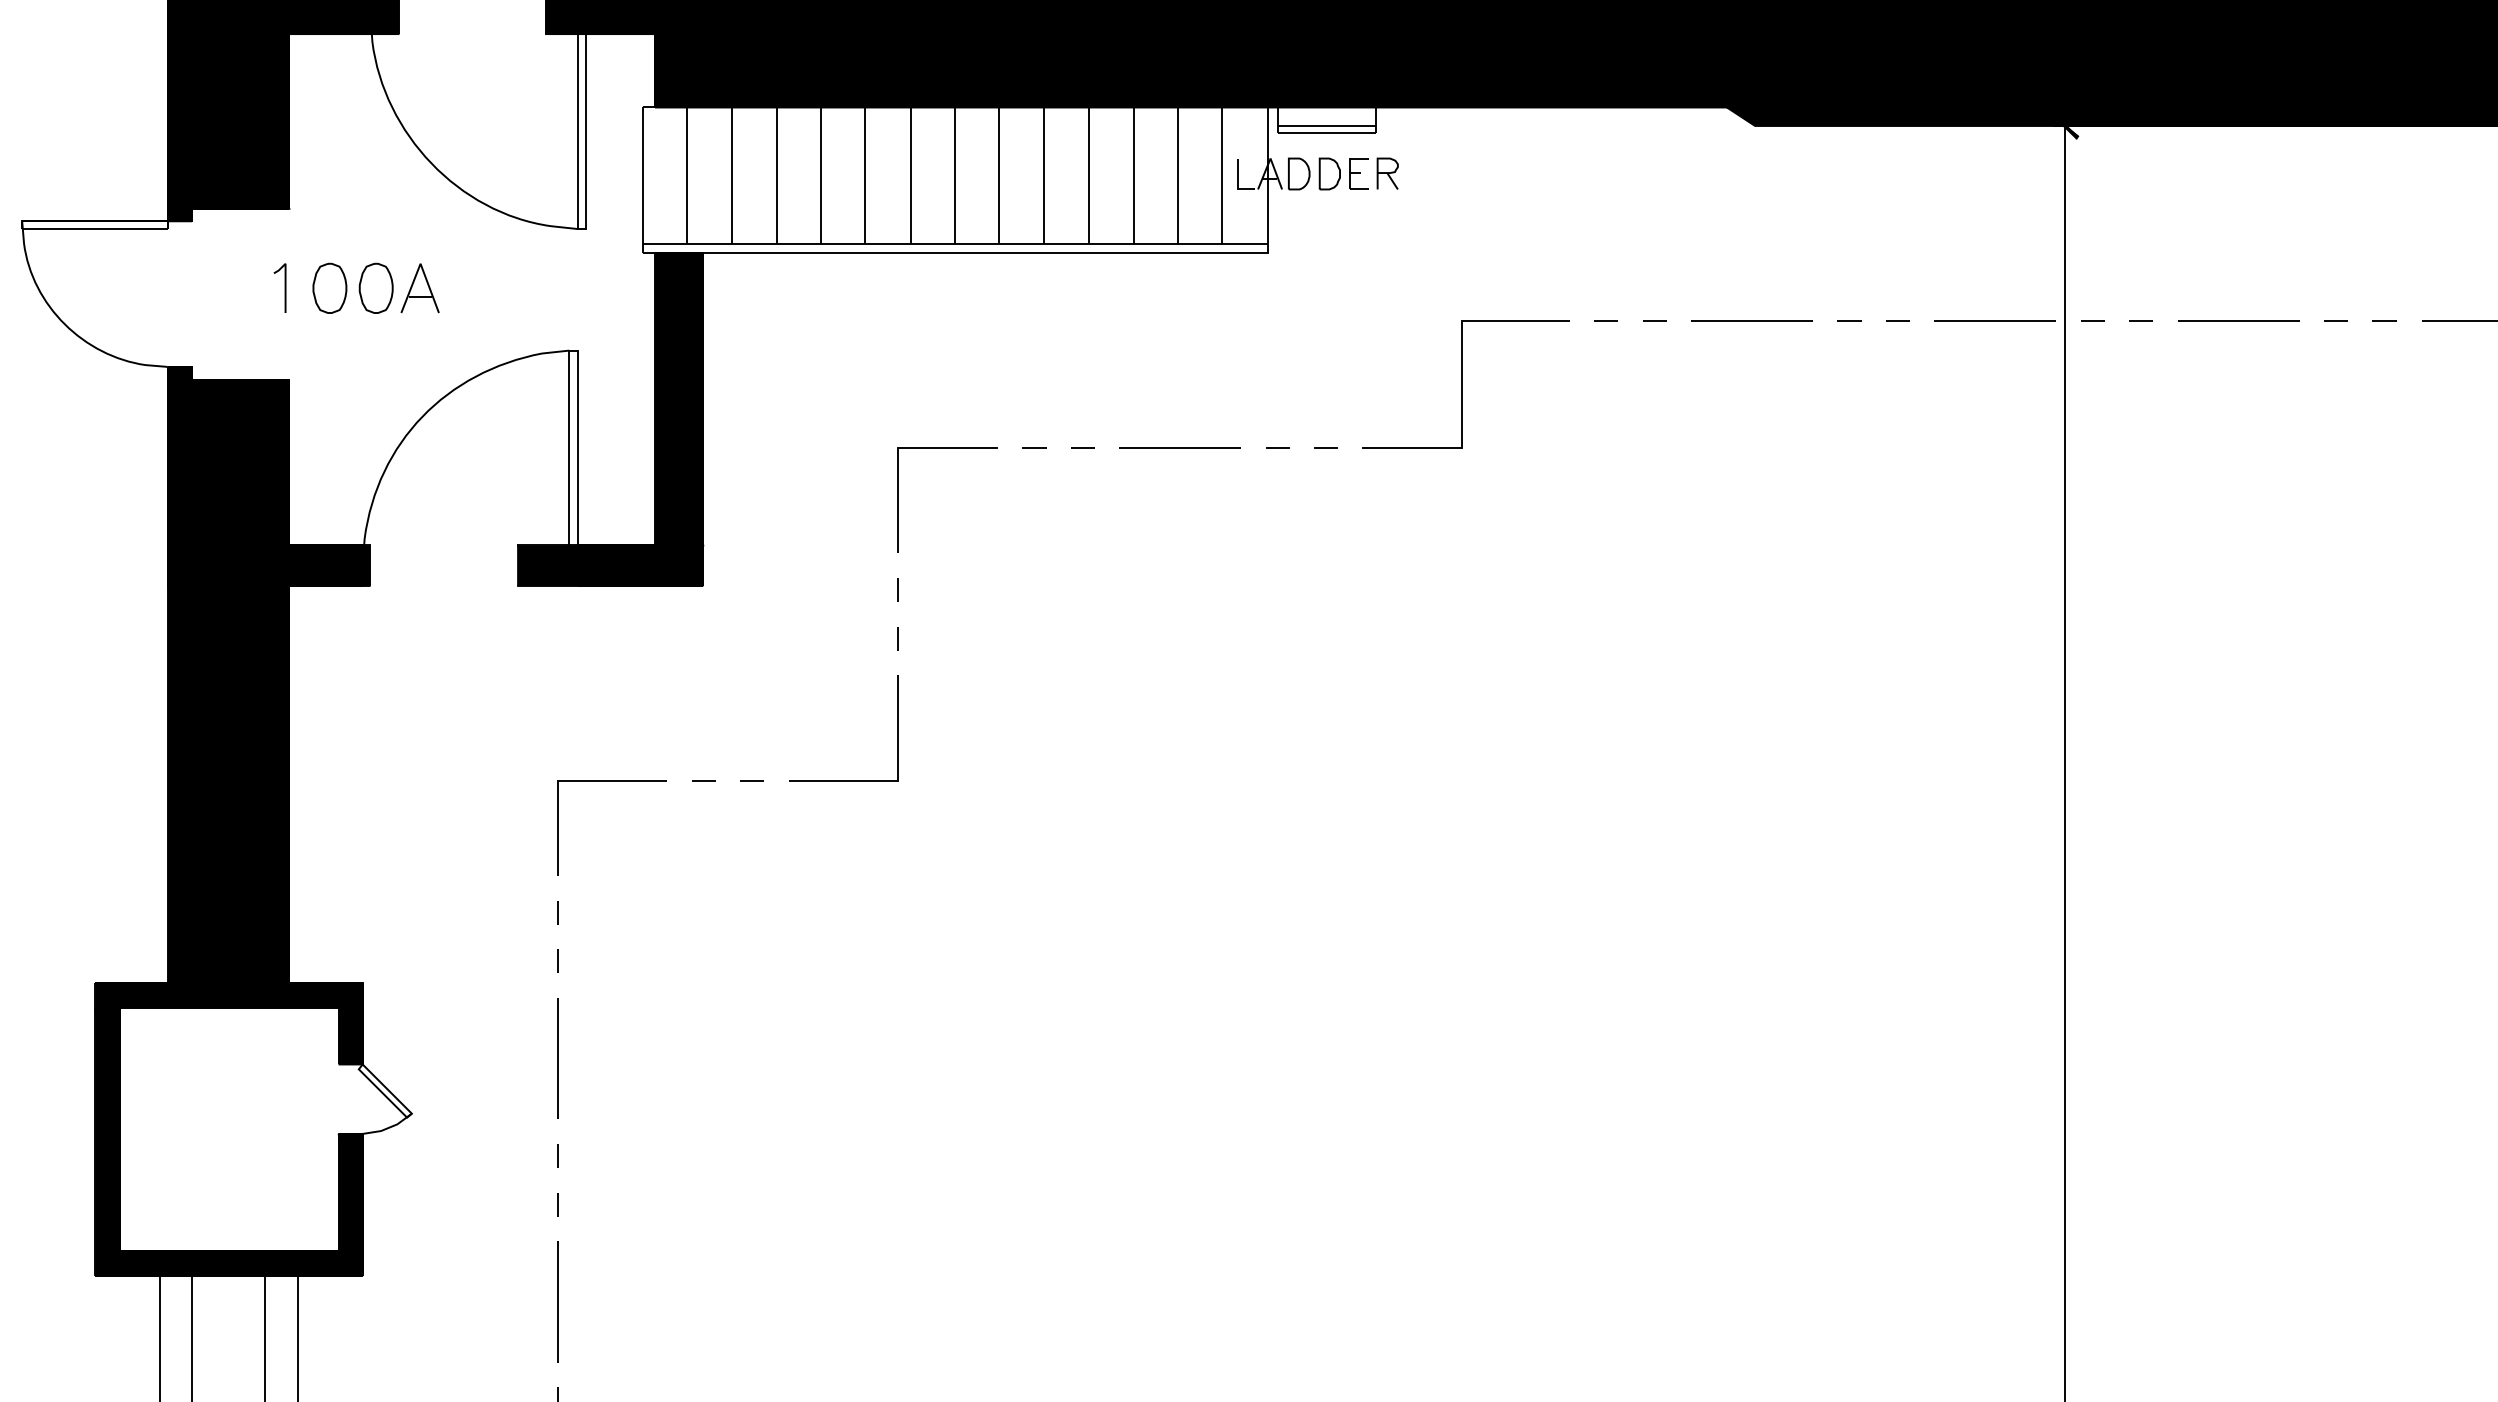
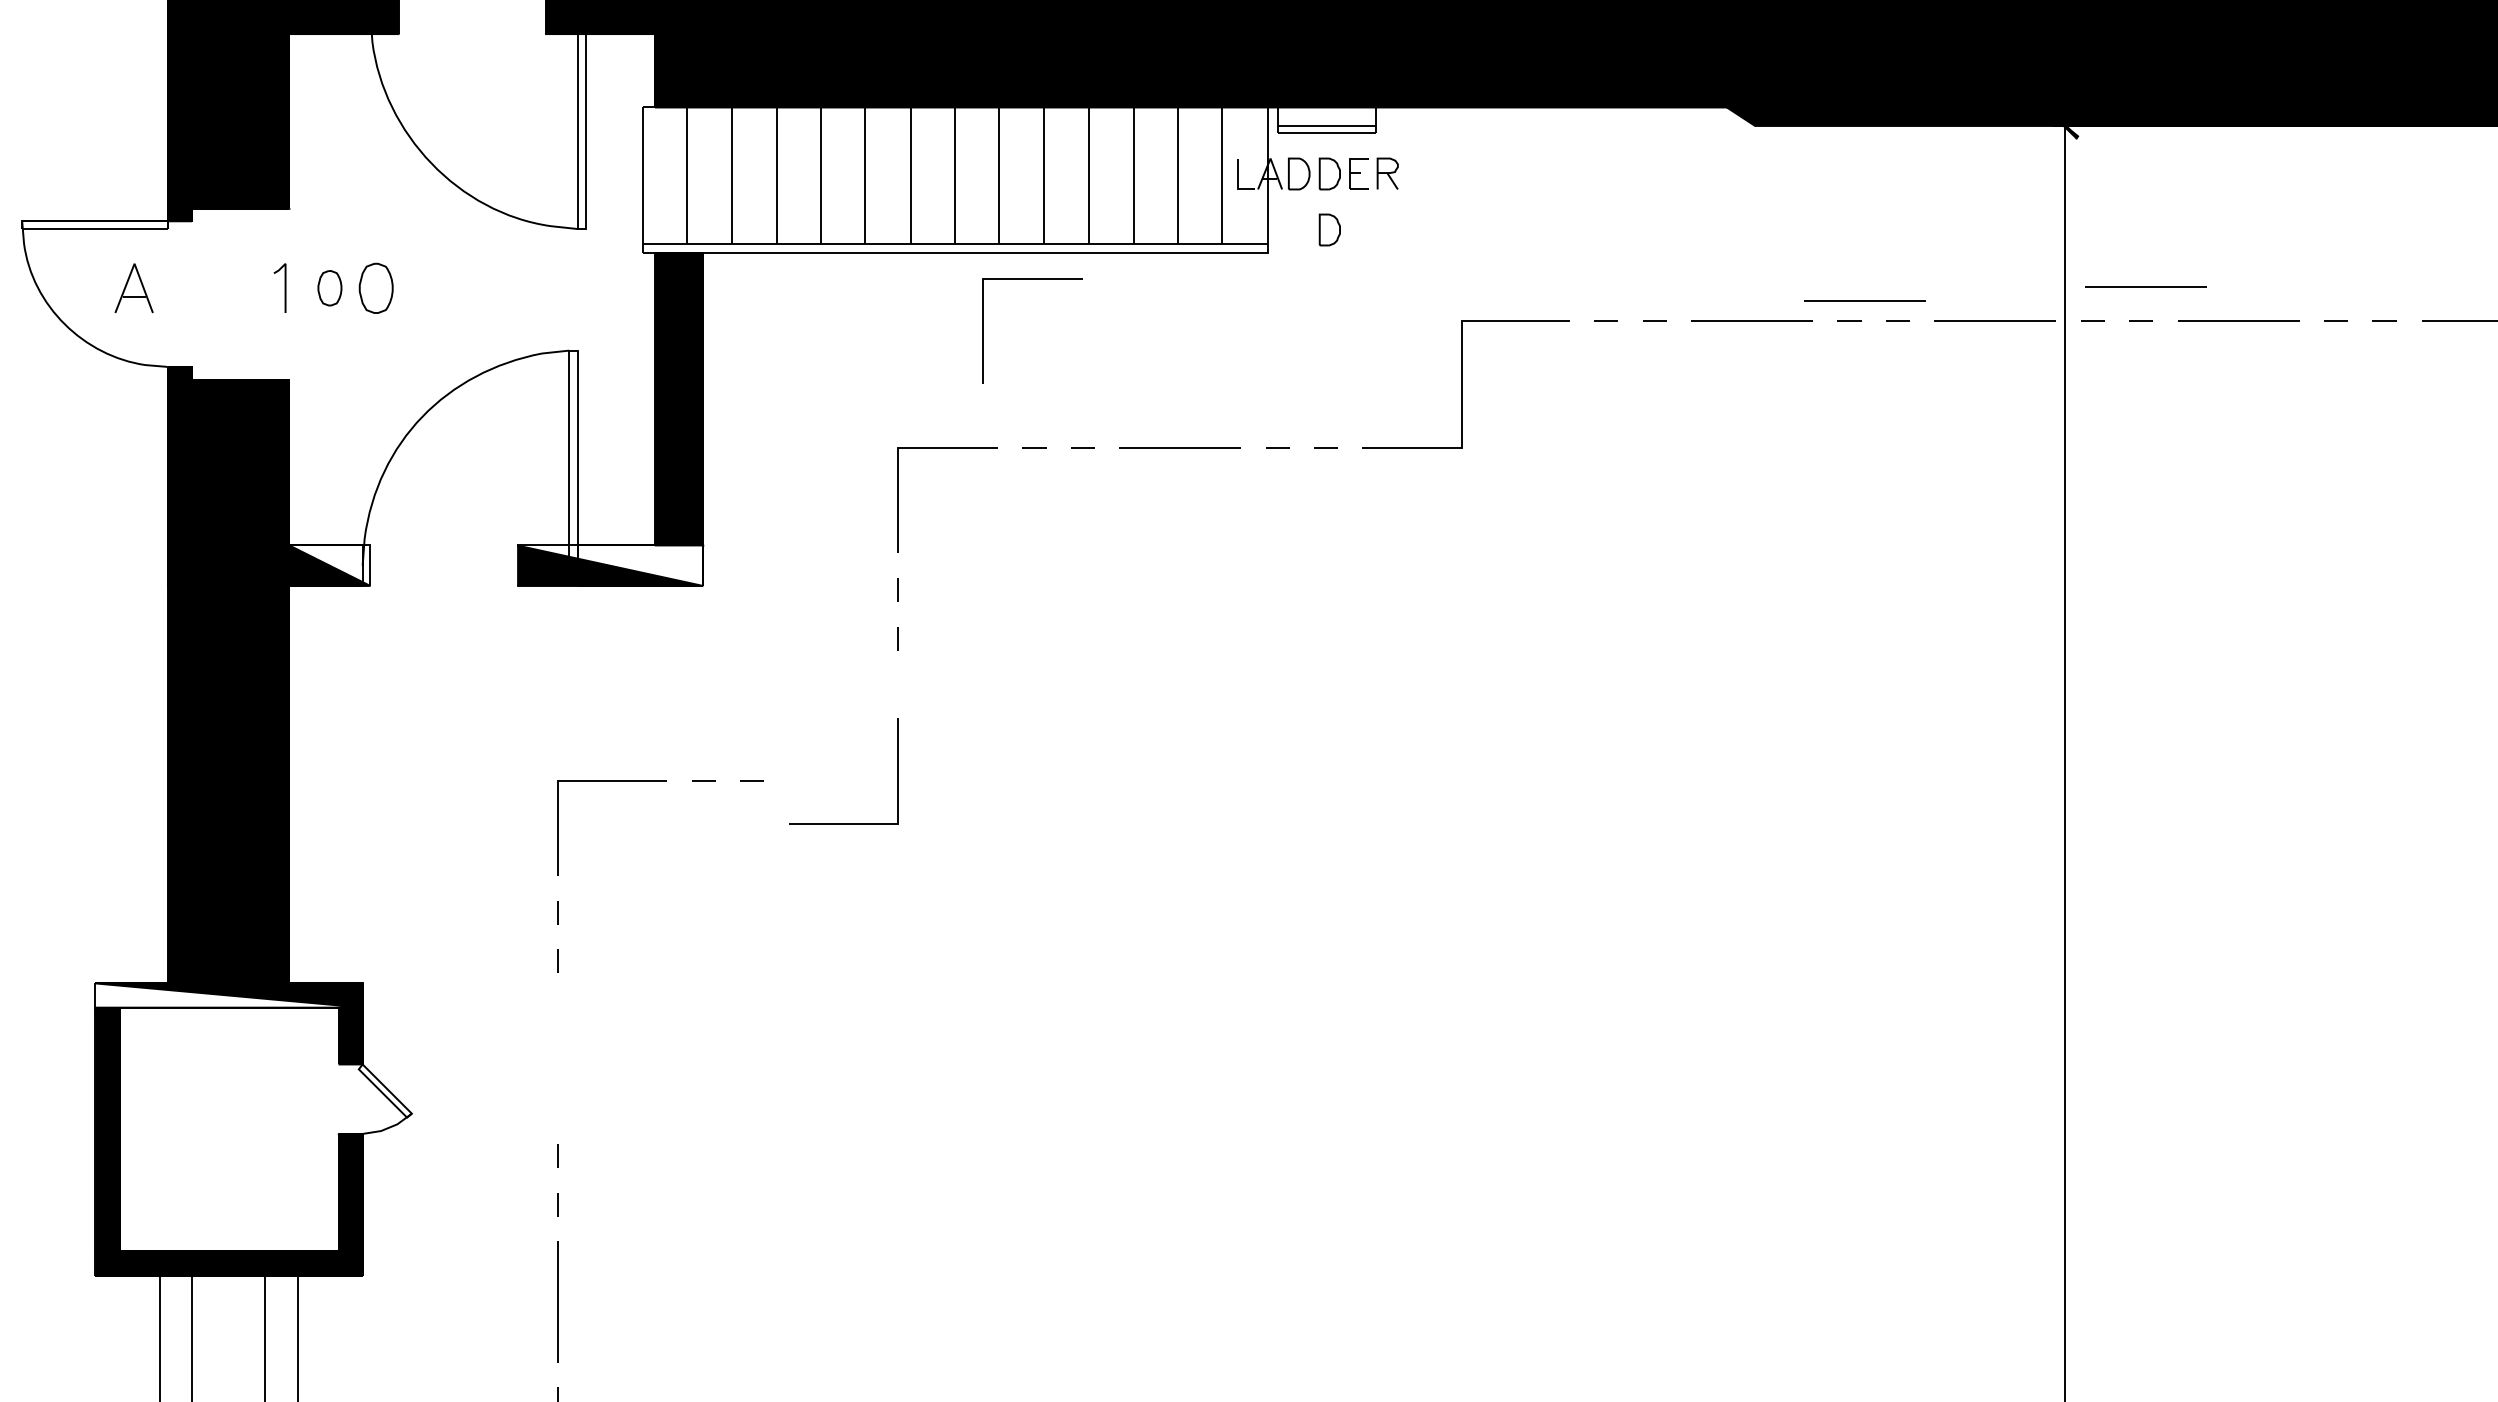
part: none -> present (1329, 229)
line: none -> present (2145, 286)
part size: 36x52 px -> 26x37 px (329, 288)
part position: (419, 288) -> (133, 288) (133, 288)
line: none -> present (1864, 300)
line: none -> present (983, 330)
fill: present -> none (329, 565)
fill: present -> none (610, 565)
line position: (843, 780) -> (843, 823) (843, 823)
fill: present -> none (228, 995)
line: present -> none (557, 1058)
